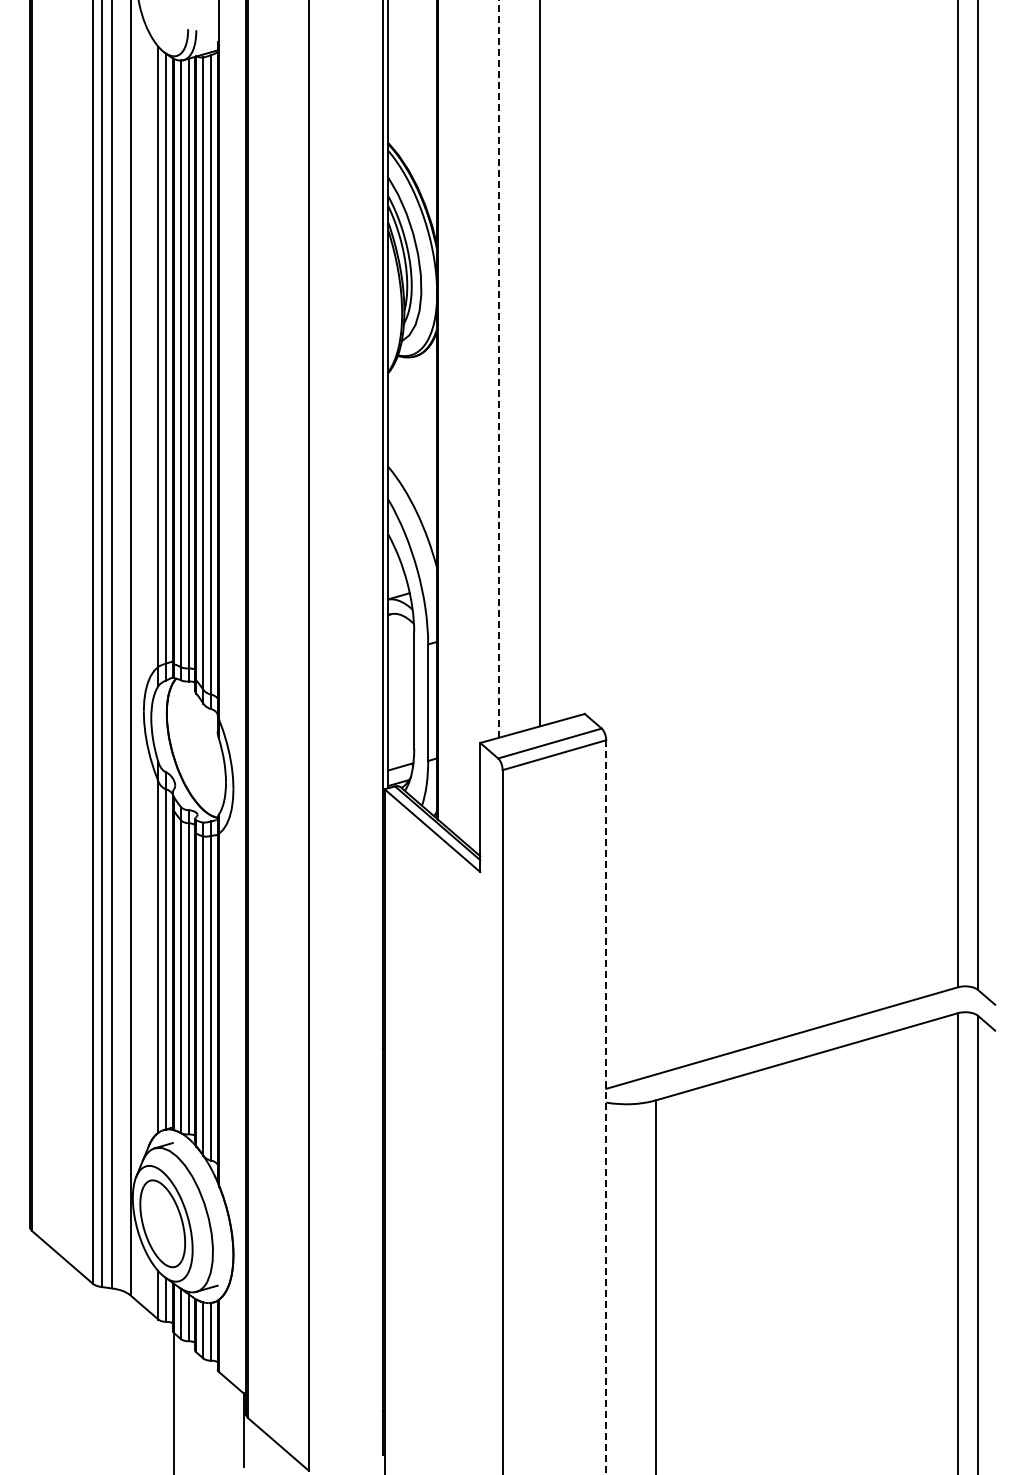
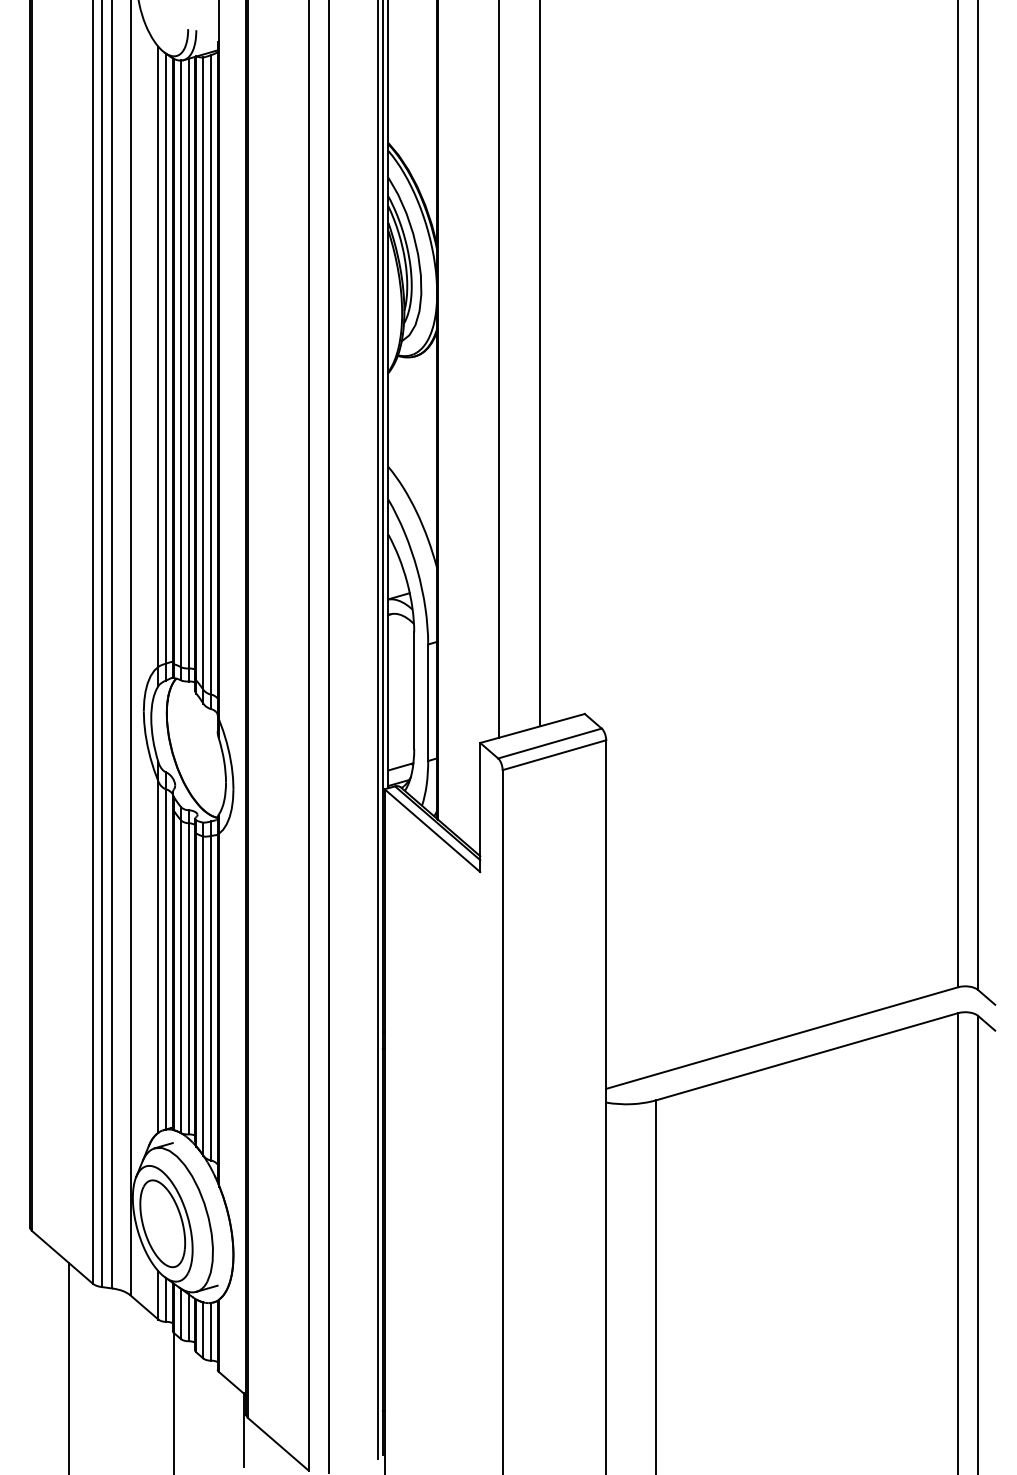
line: dashed -> solid (498, 368)
line: none -> present (378, 730)
line: none -> present (329, 736)
line: dashed -> solid (606, 1107)
line: none -> present (69, 1367)
